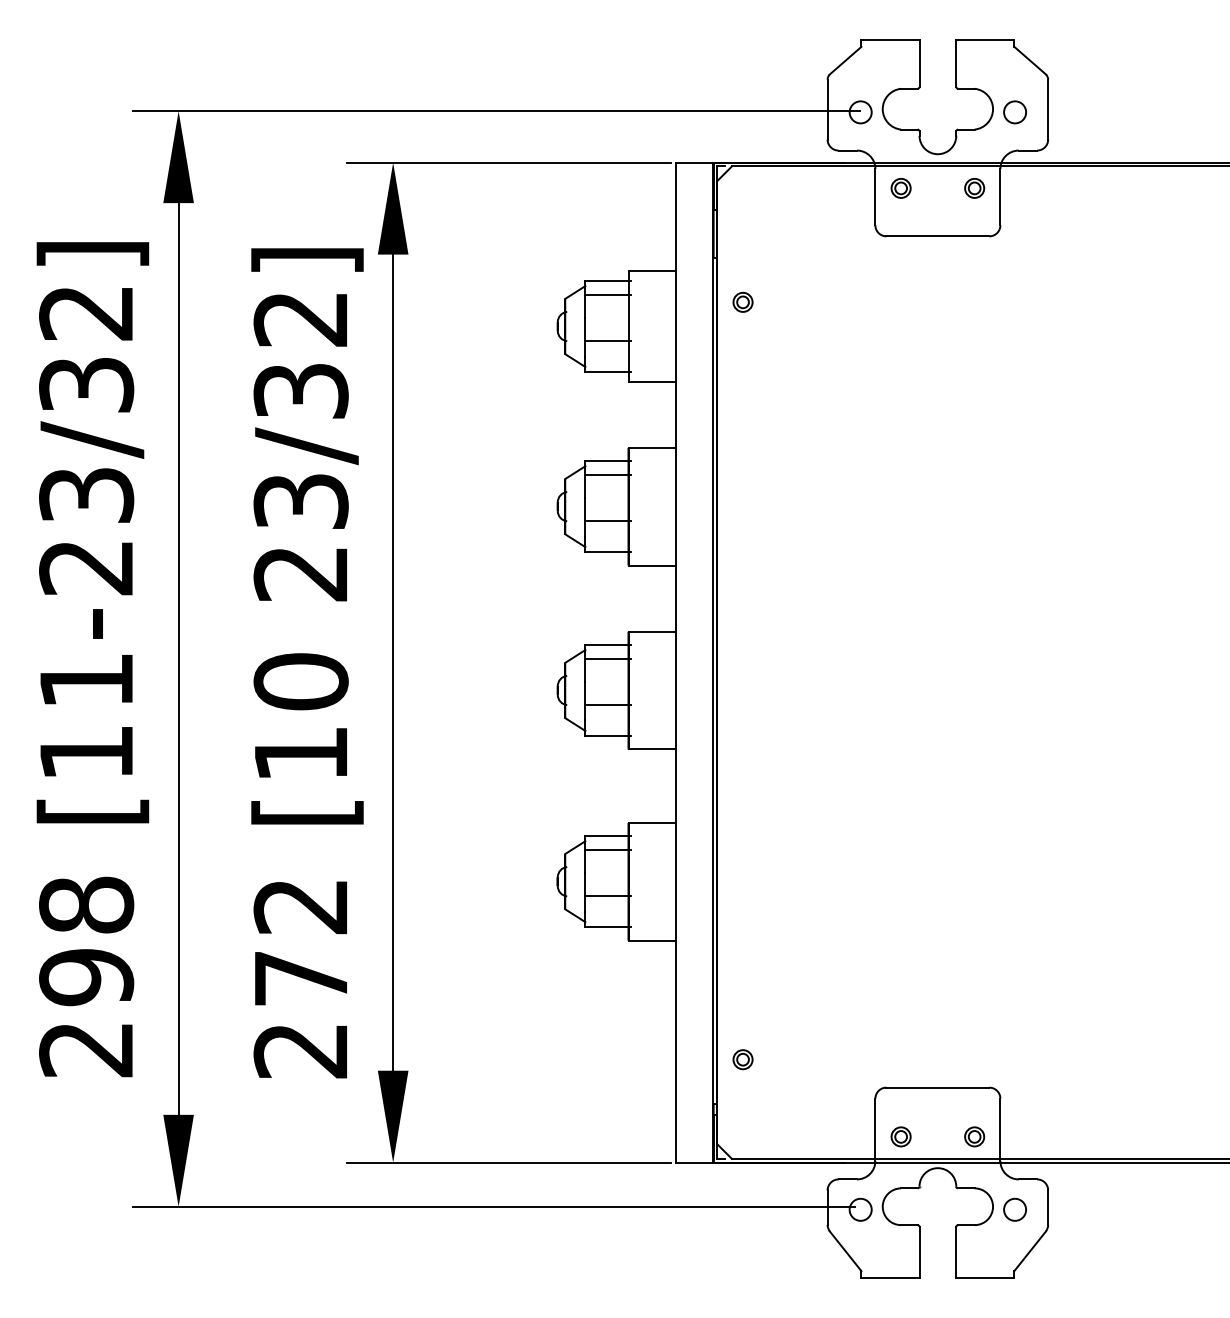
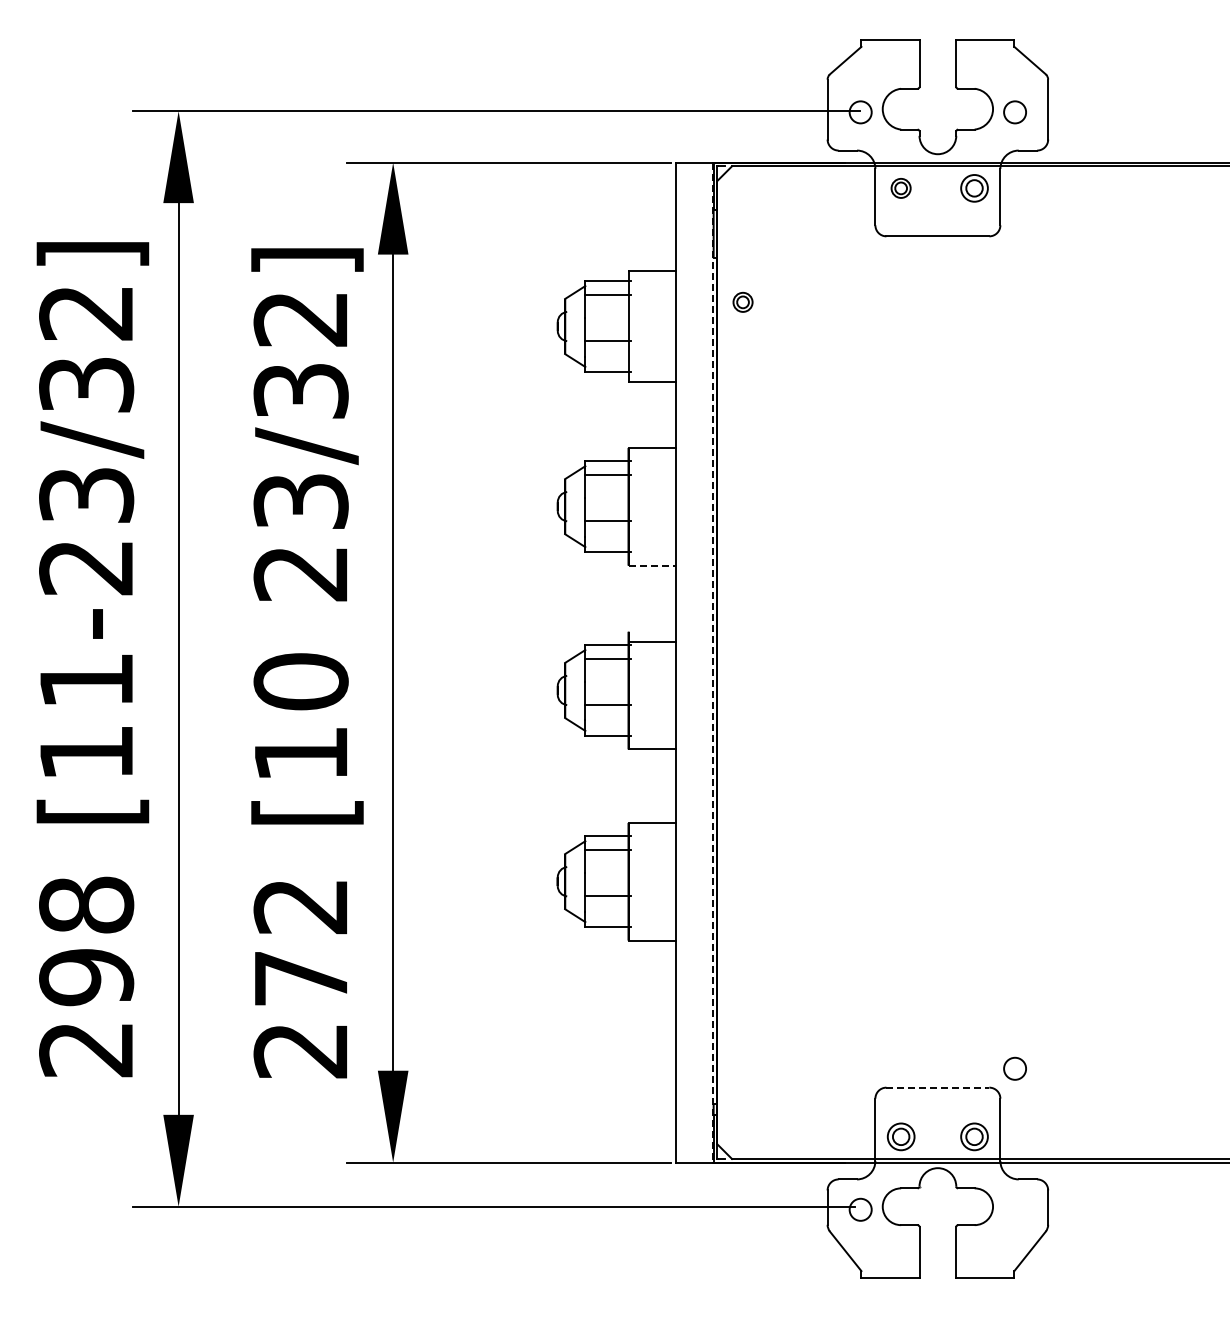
part size: 22x21 px -> 29x29 px (974, 188)
line: solid -> dashed (652, 565)
line position: (651, 631) -> (651, 641) (651, 641)
line: solid -> dashed (712, 662)
part: present -> none (742, 1059)
line: solid -> dashed (938, 1087)
part size: 22x22 px -> 30x30 px (900, 1136)
part size: 22x22 px -> 29x30 px (974, 1136)
circle position: (1014, 1209) -> (1014, 1068) (1014, 1068)
